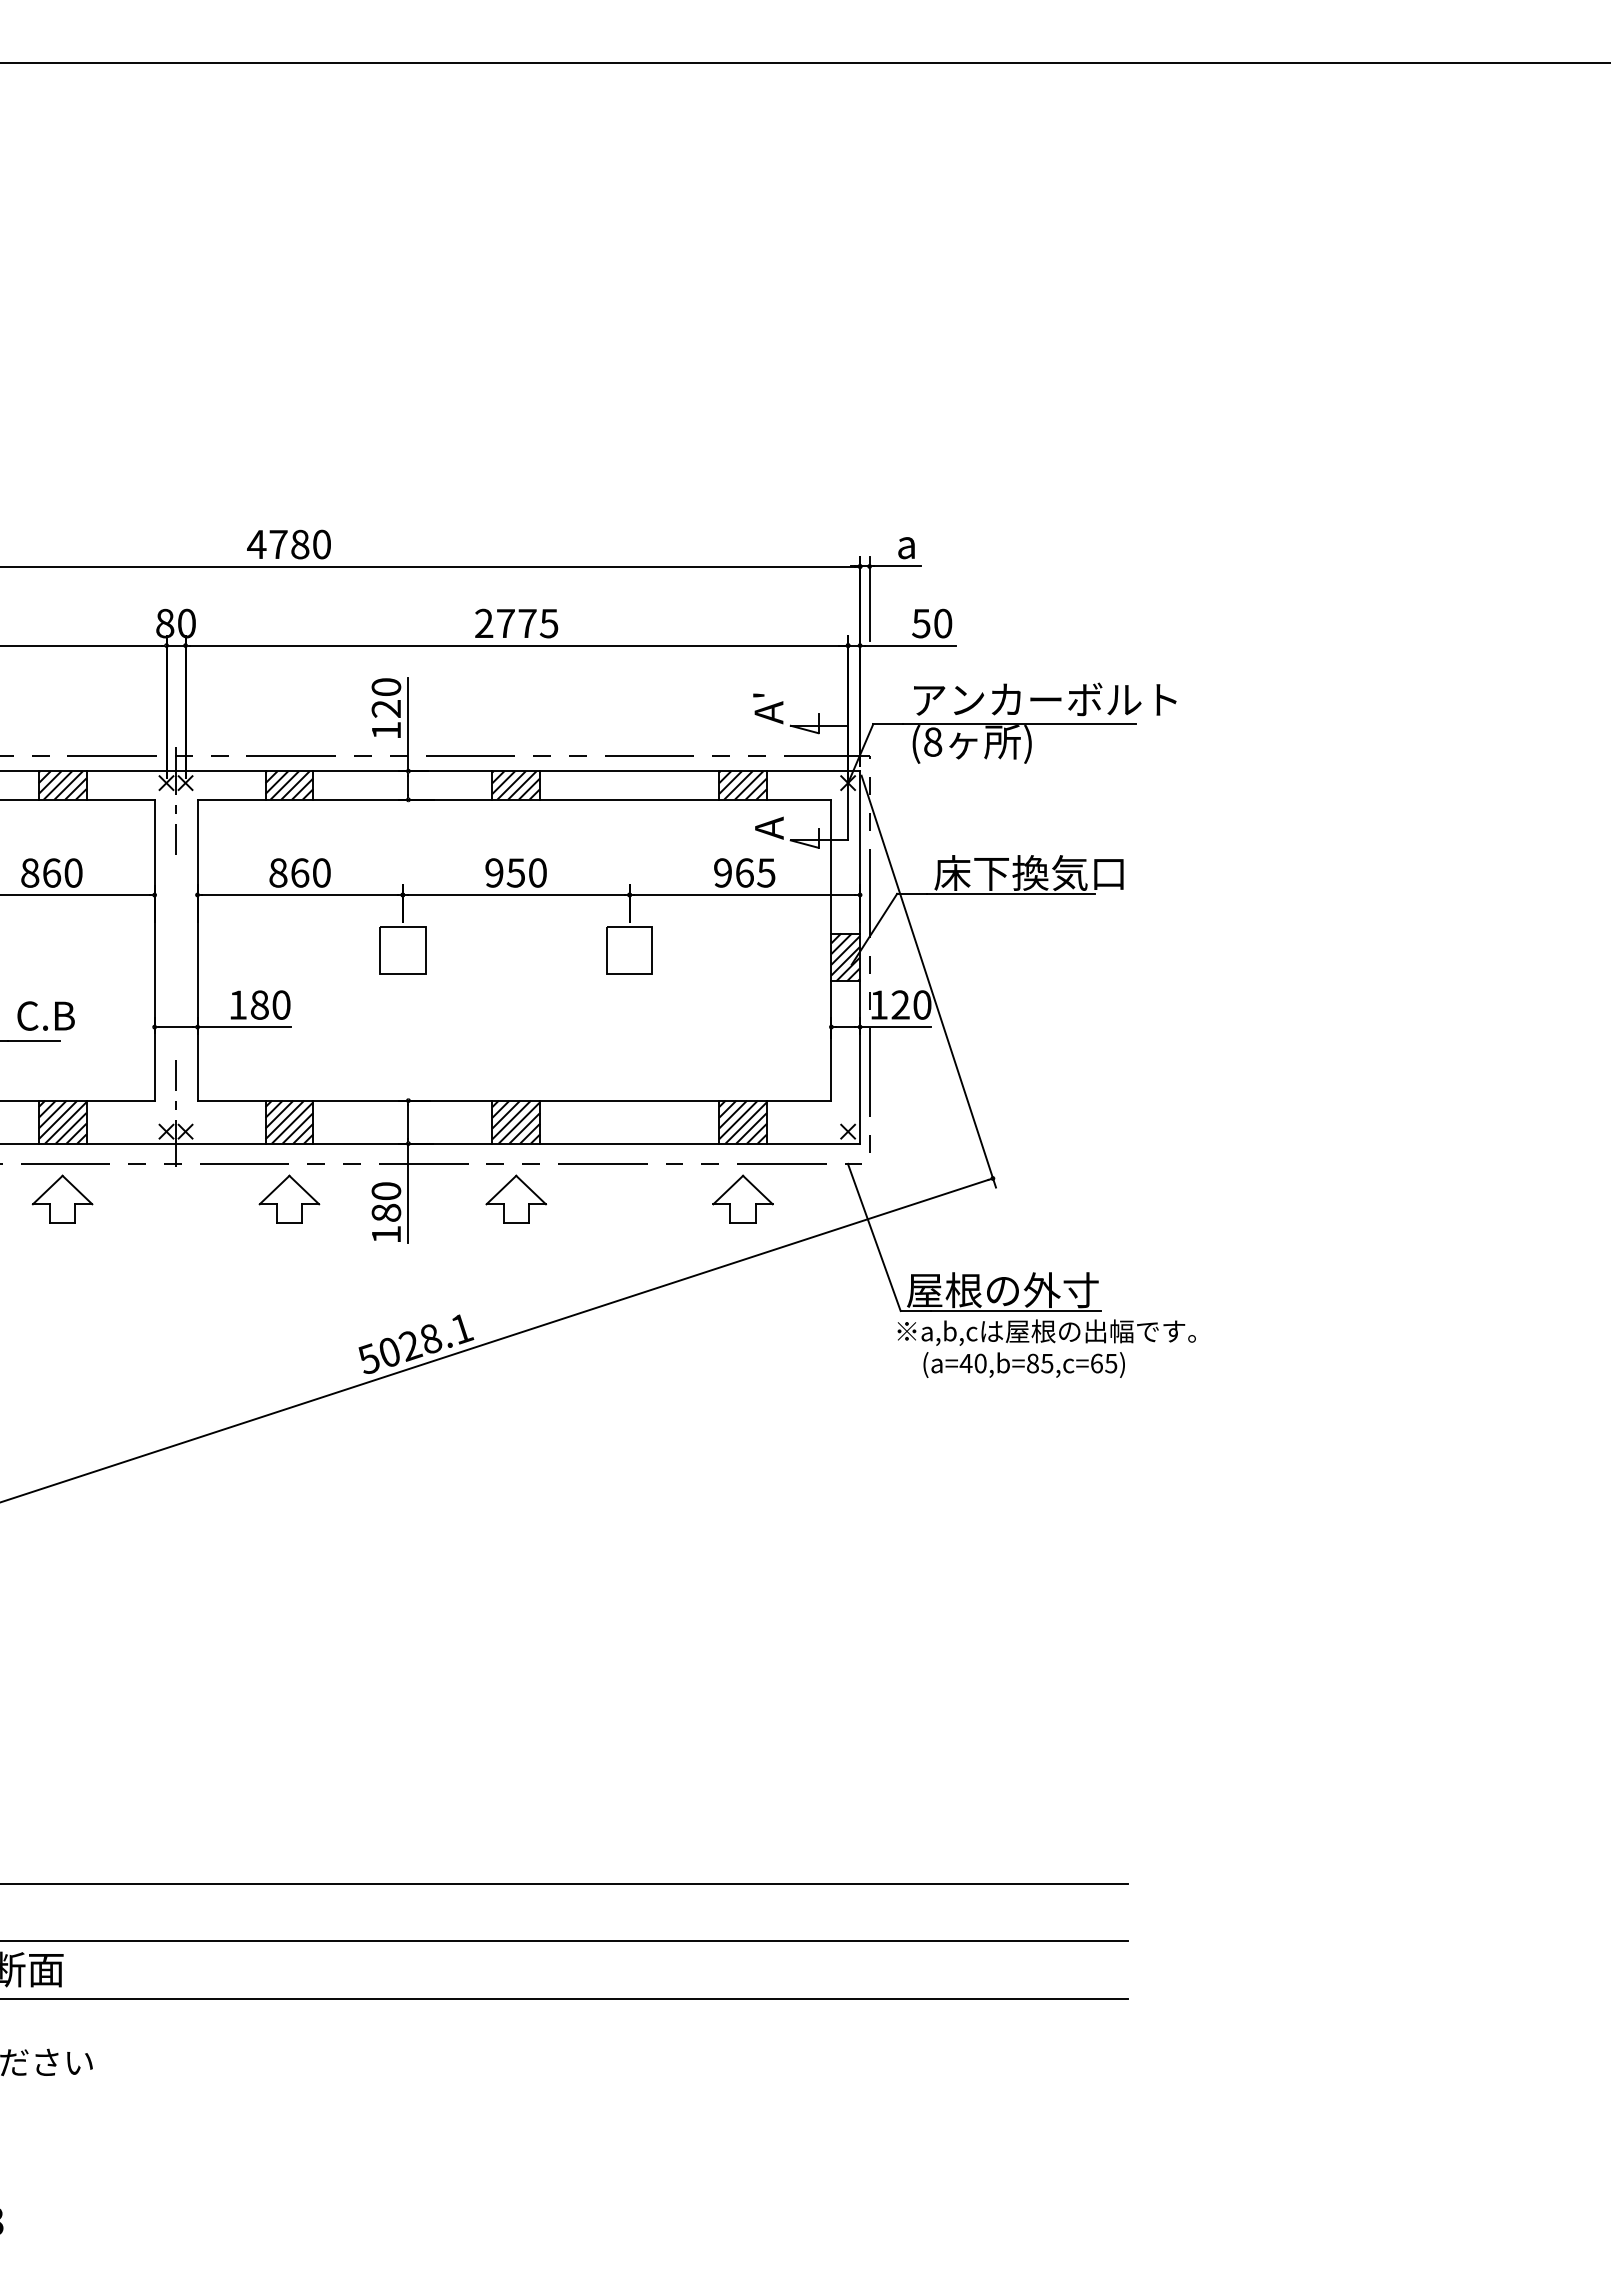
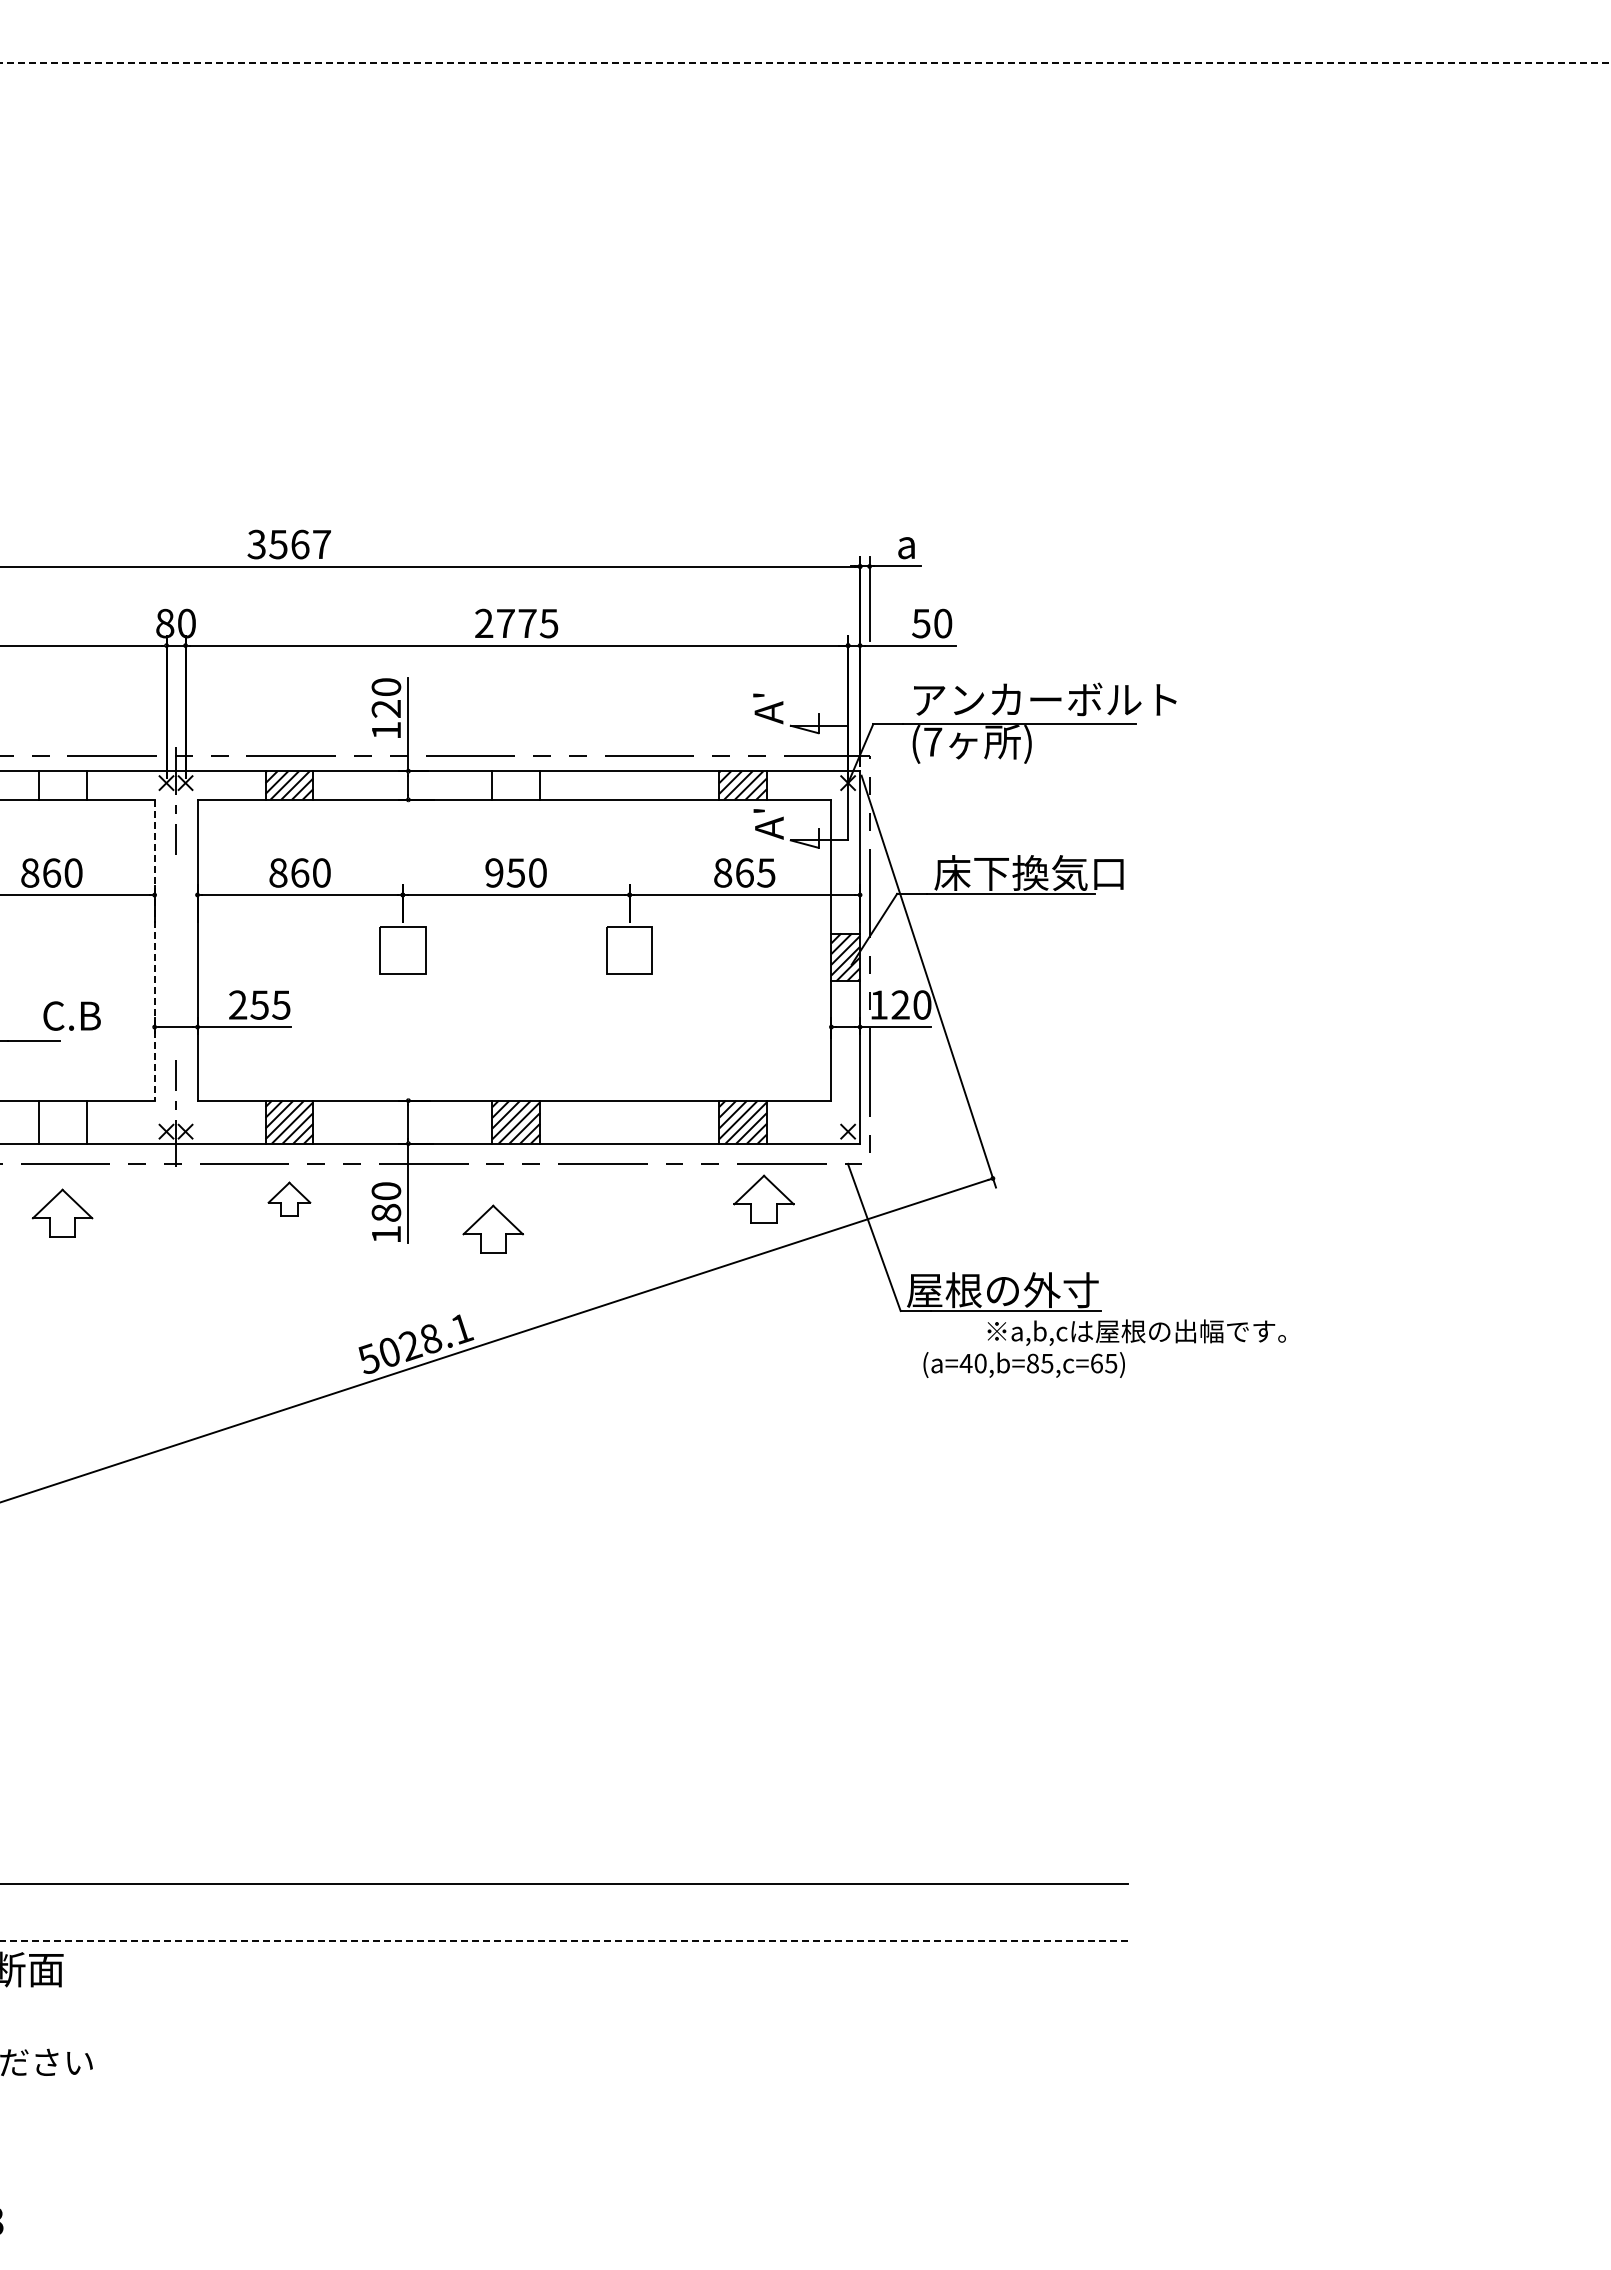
line: solid -> dashed (805, 62)
text: 4780 -> 3567 (289, 544)
text: (8 -> (7 (933, 741)
hatch: present -> none (62, 785)
hatch: present -> none (516, 785)
text: A -> A' (758, 810)
text: 965 -> 865 (723, 872)
line: solid -> dashed (154, 950)
text: 180 -> 255 (259, 1004)
text position: (45, 1015) -> (71, 1015) (71, 1015)
hatch: present -> none (62, 1121)
part position: (62, 1198) -> (62, 1212) (62, 1212)
part size: 63x50 px -> 45x36 px (289, 1198)
part position: (515, 1198) -> (492, 1228) (492, 1228)
part position: (742, 1198) -> (763, 1198) (763, 1198)
text position: (1046, 1332) -> (1136, 1332) (1136, 1332)
line: solid -> dashed (563, 1941)
line: present -> none (564, 1998)
